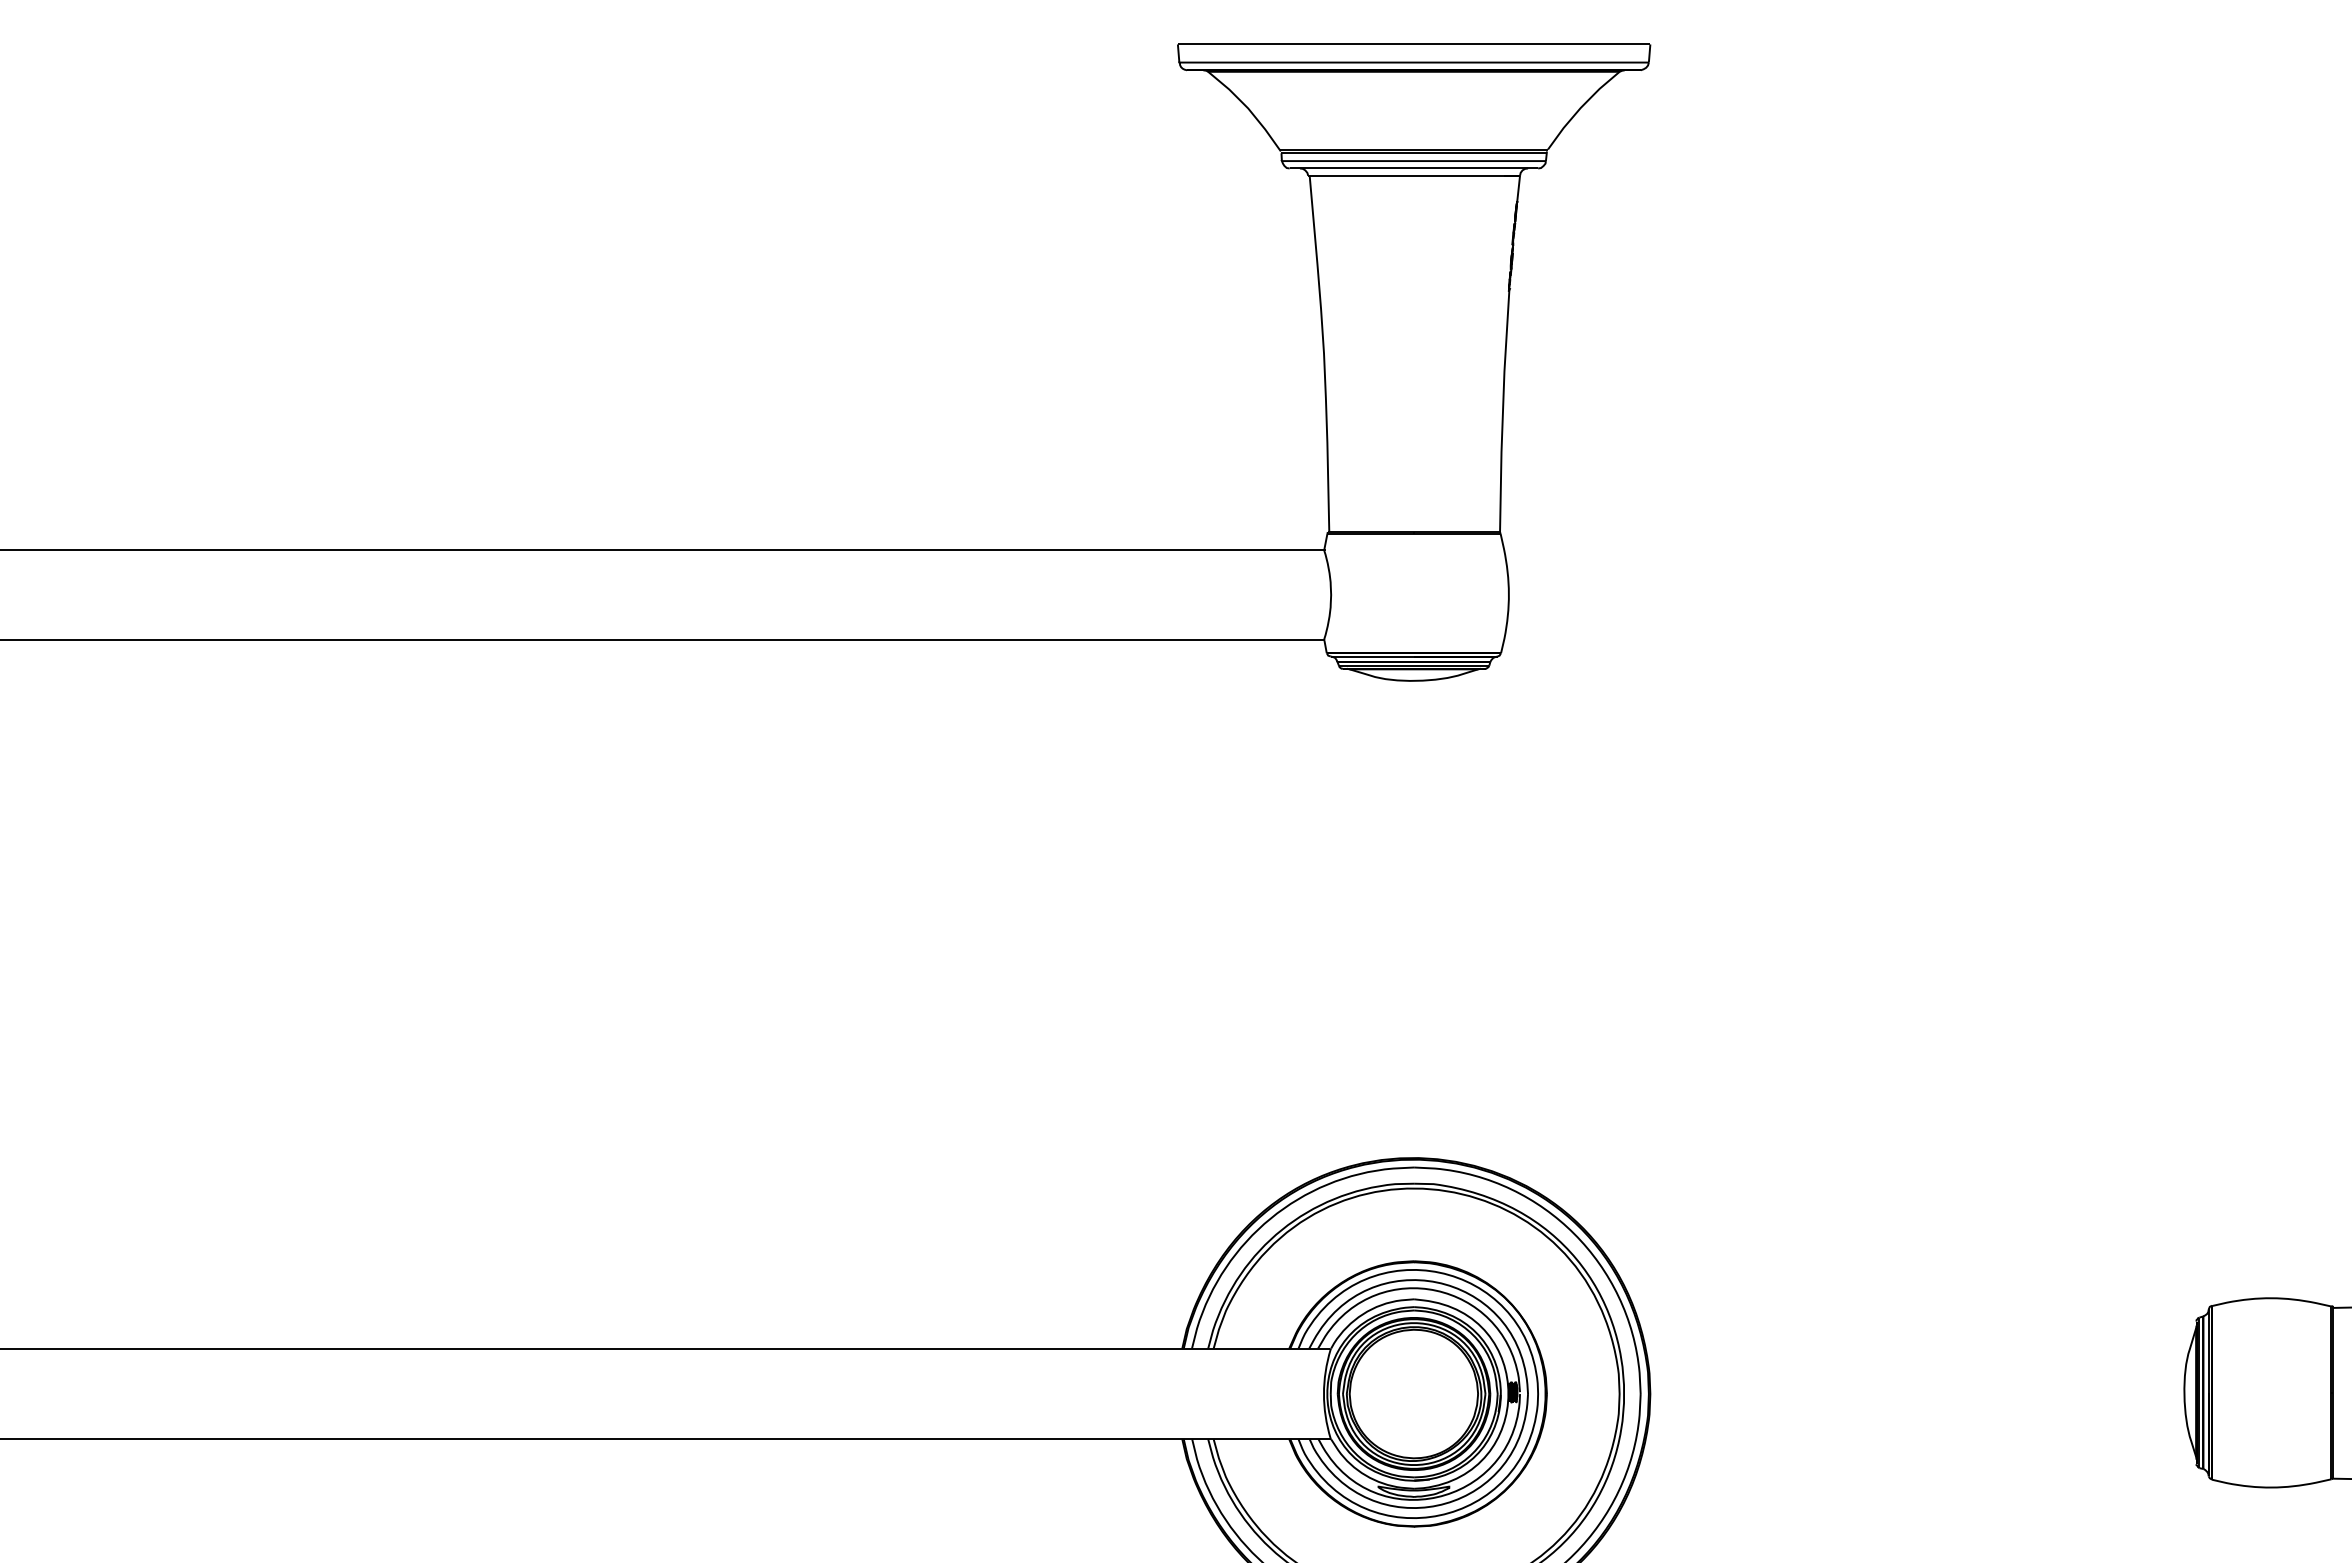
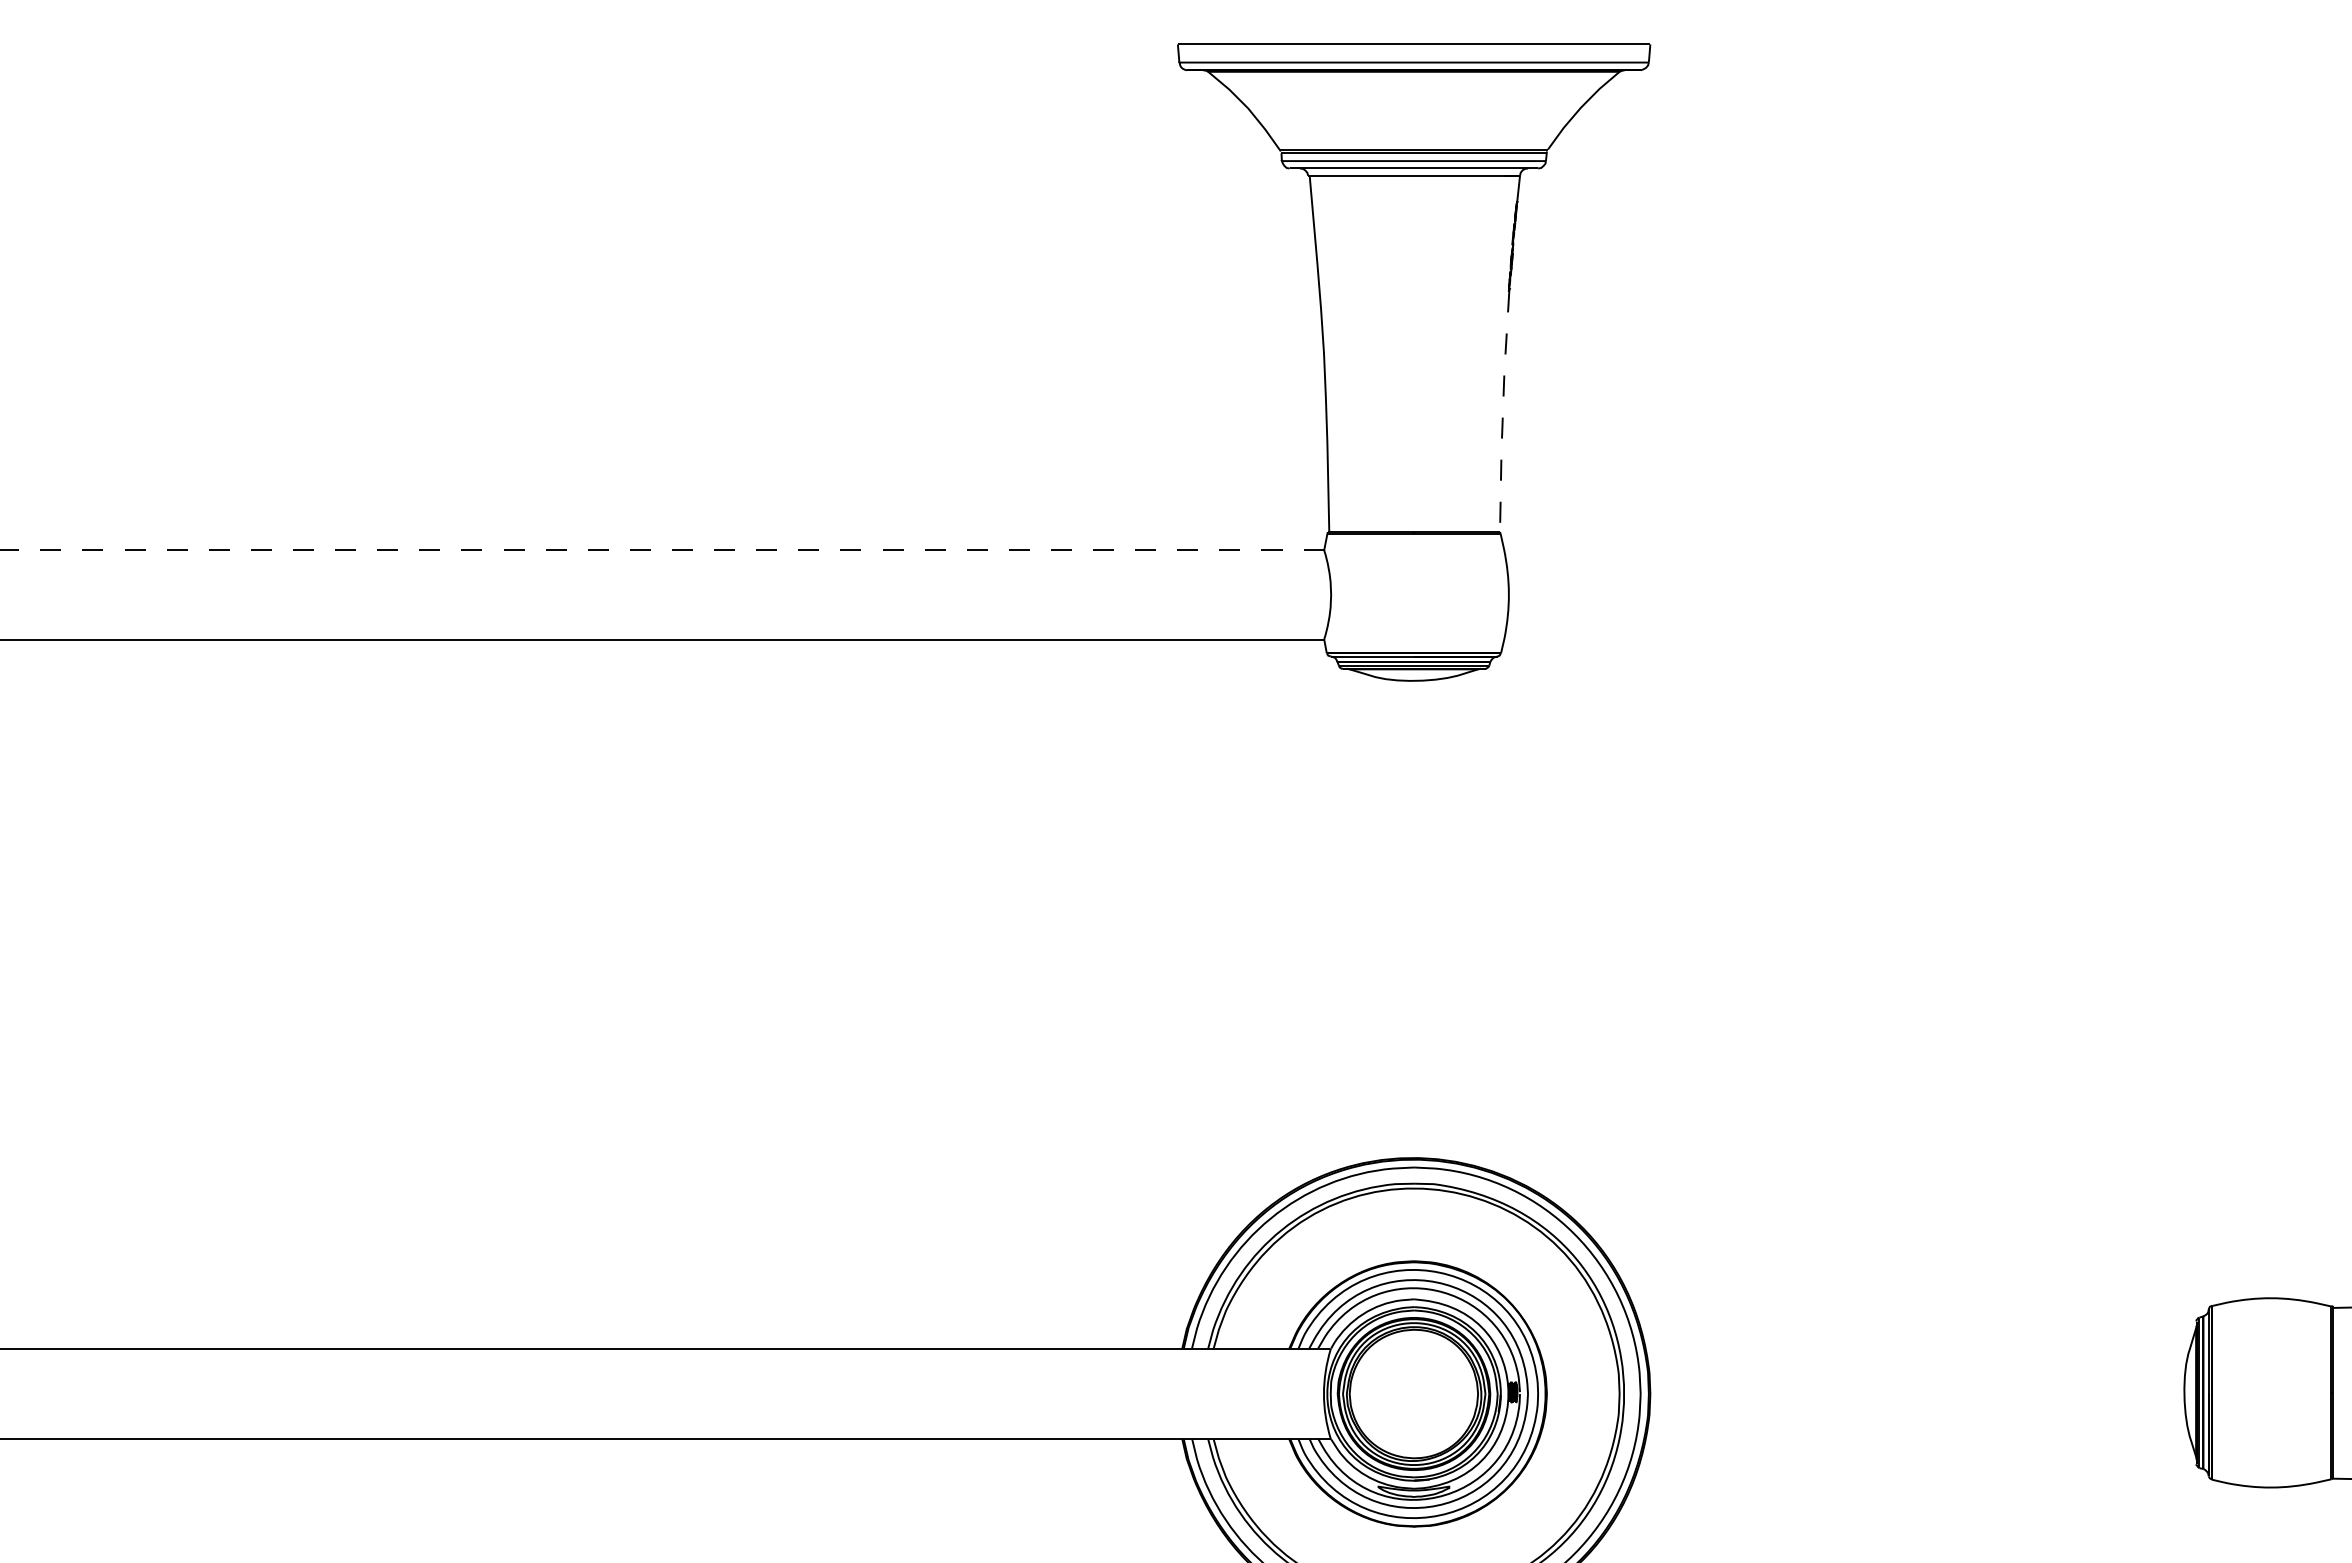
line: solid -> dashed (1502, 412)
line: solid -> dashed (662, 549)
